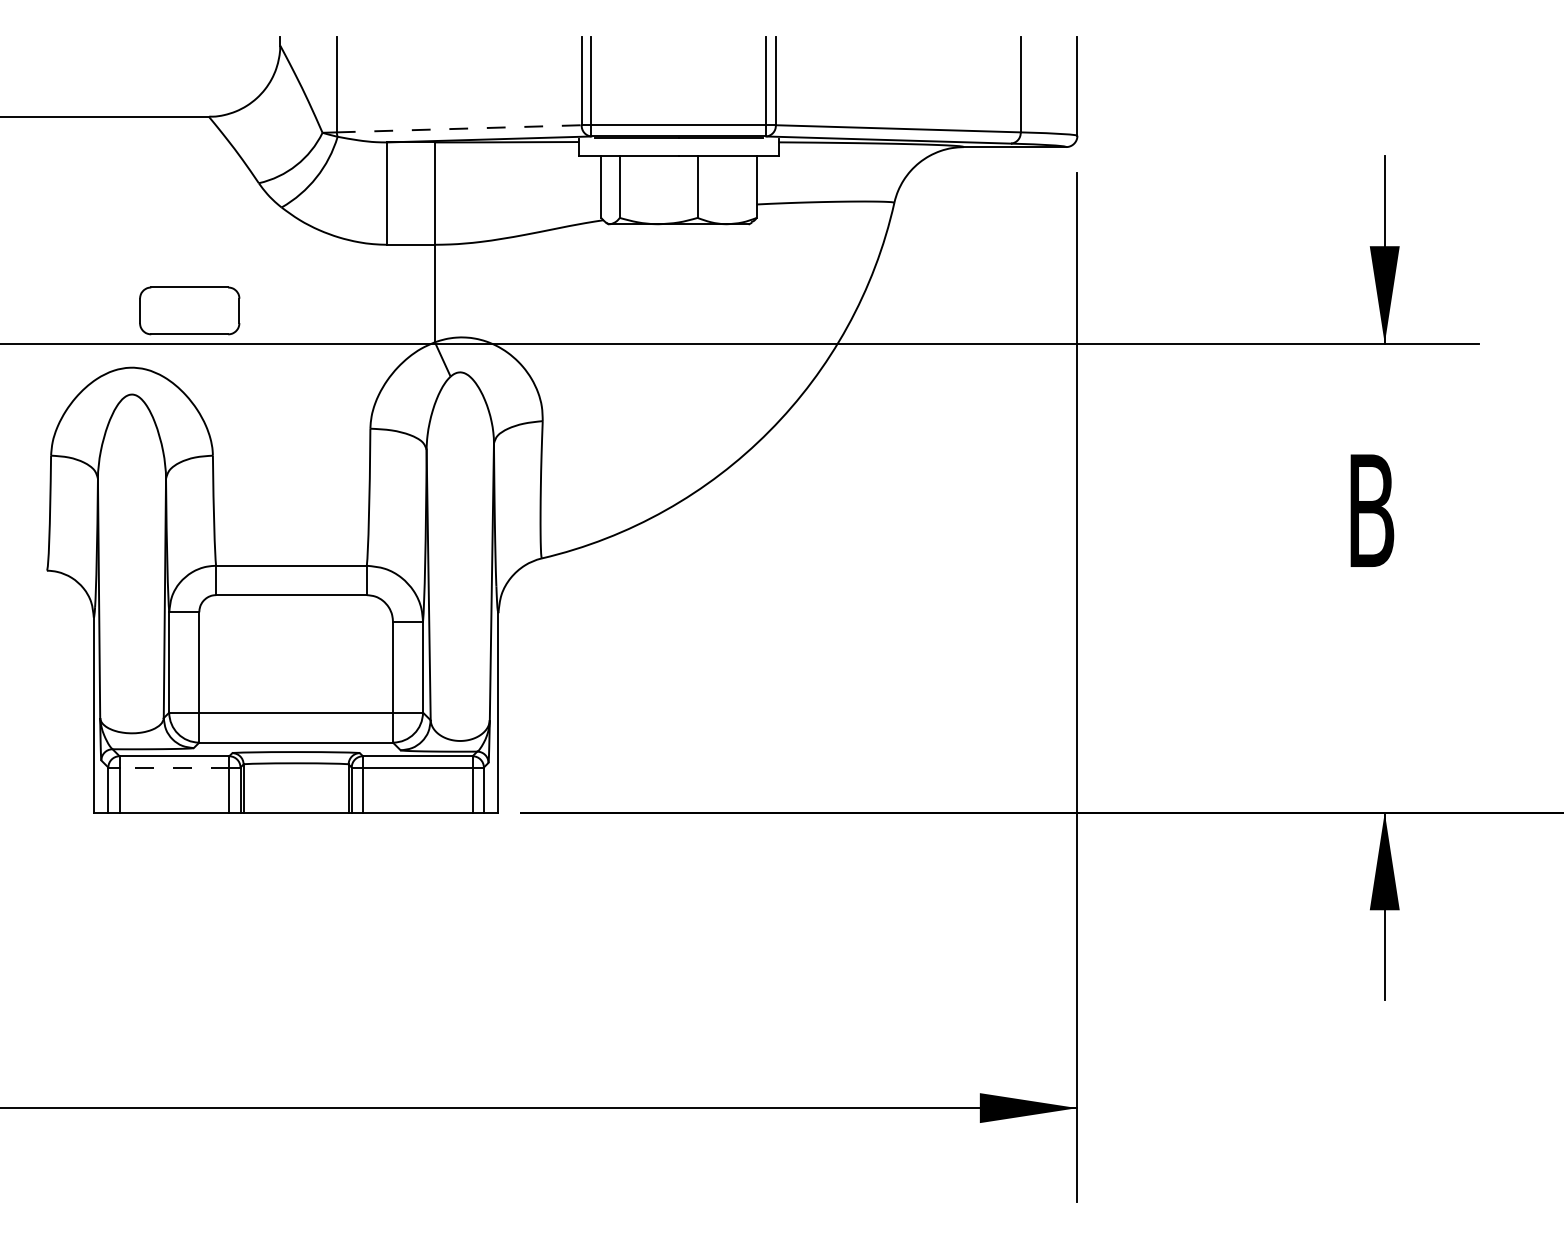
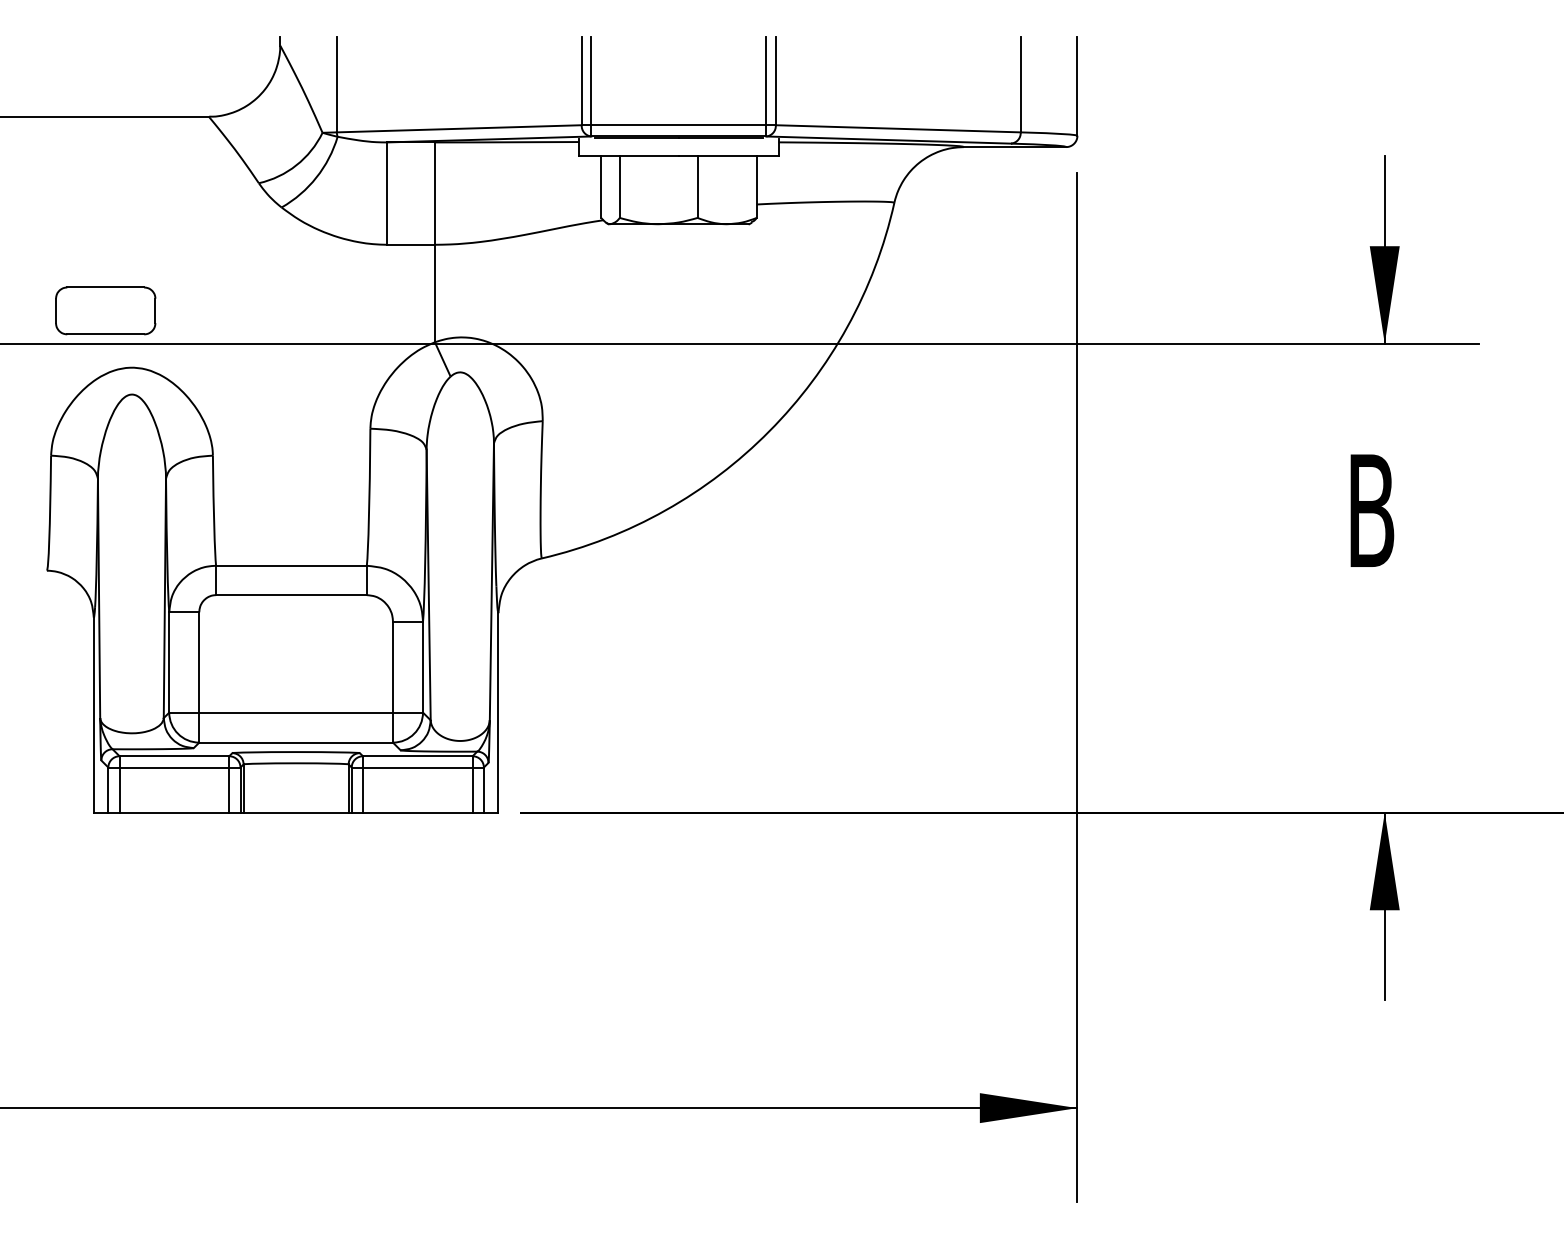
line: dashed -> solid (459, 128)
part position: (189, 310) -> (105, 310) (105, 310)
line: dashed -> solid (174, 767)
